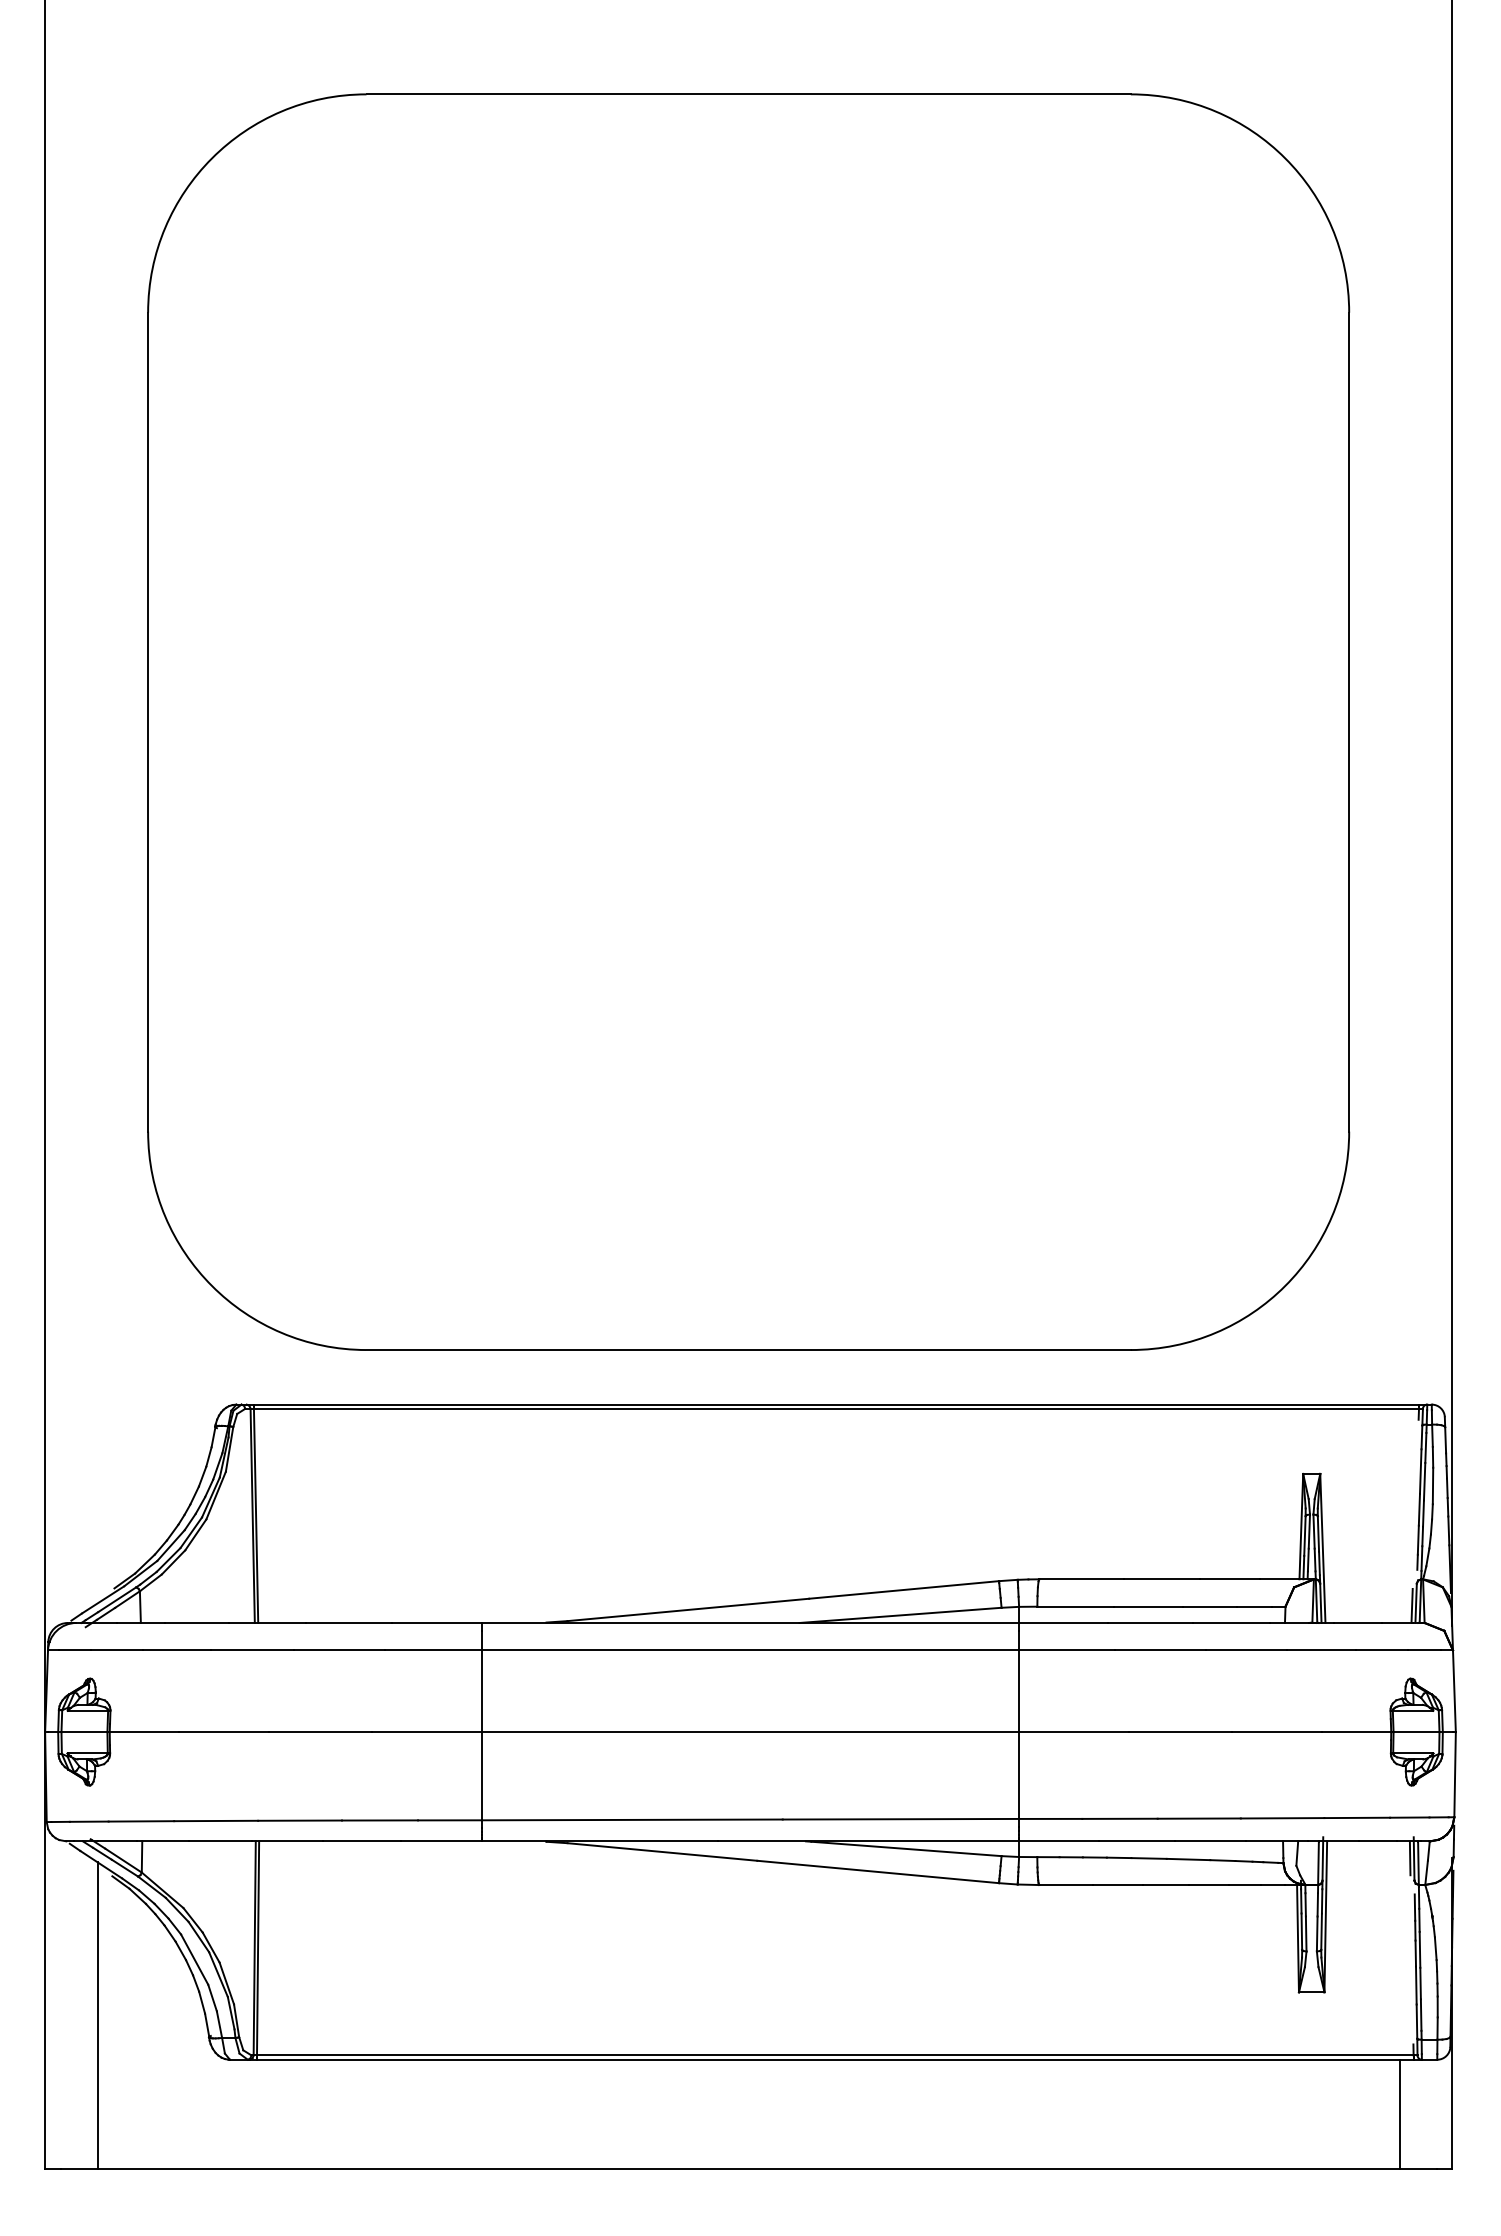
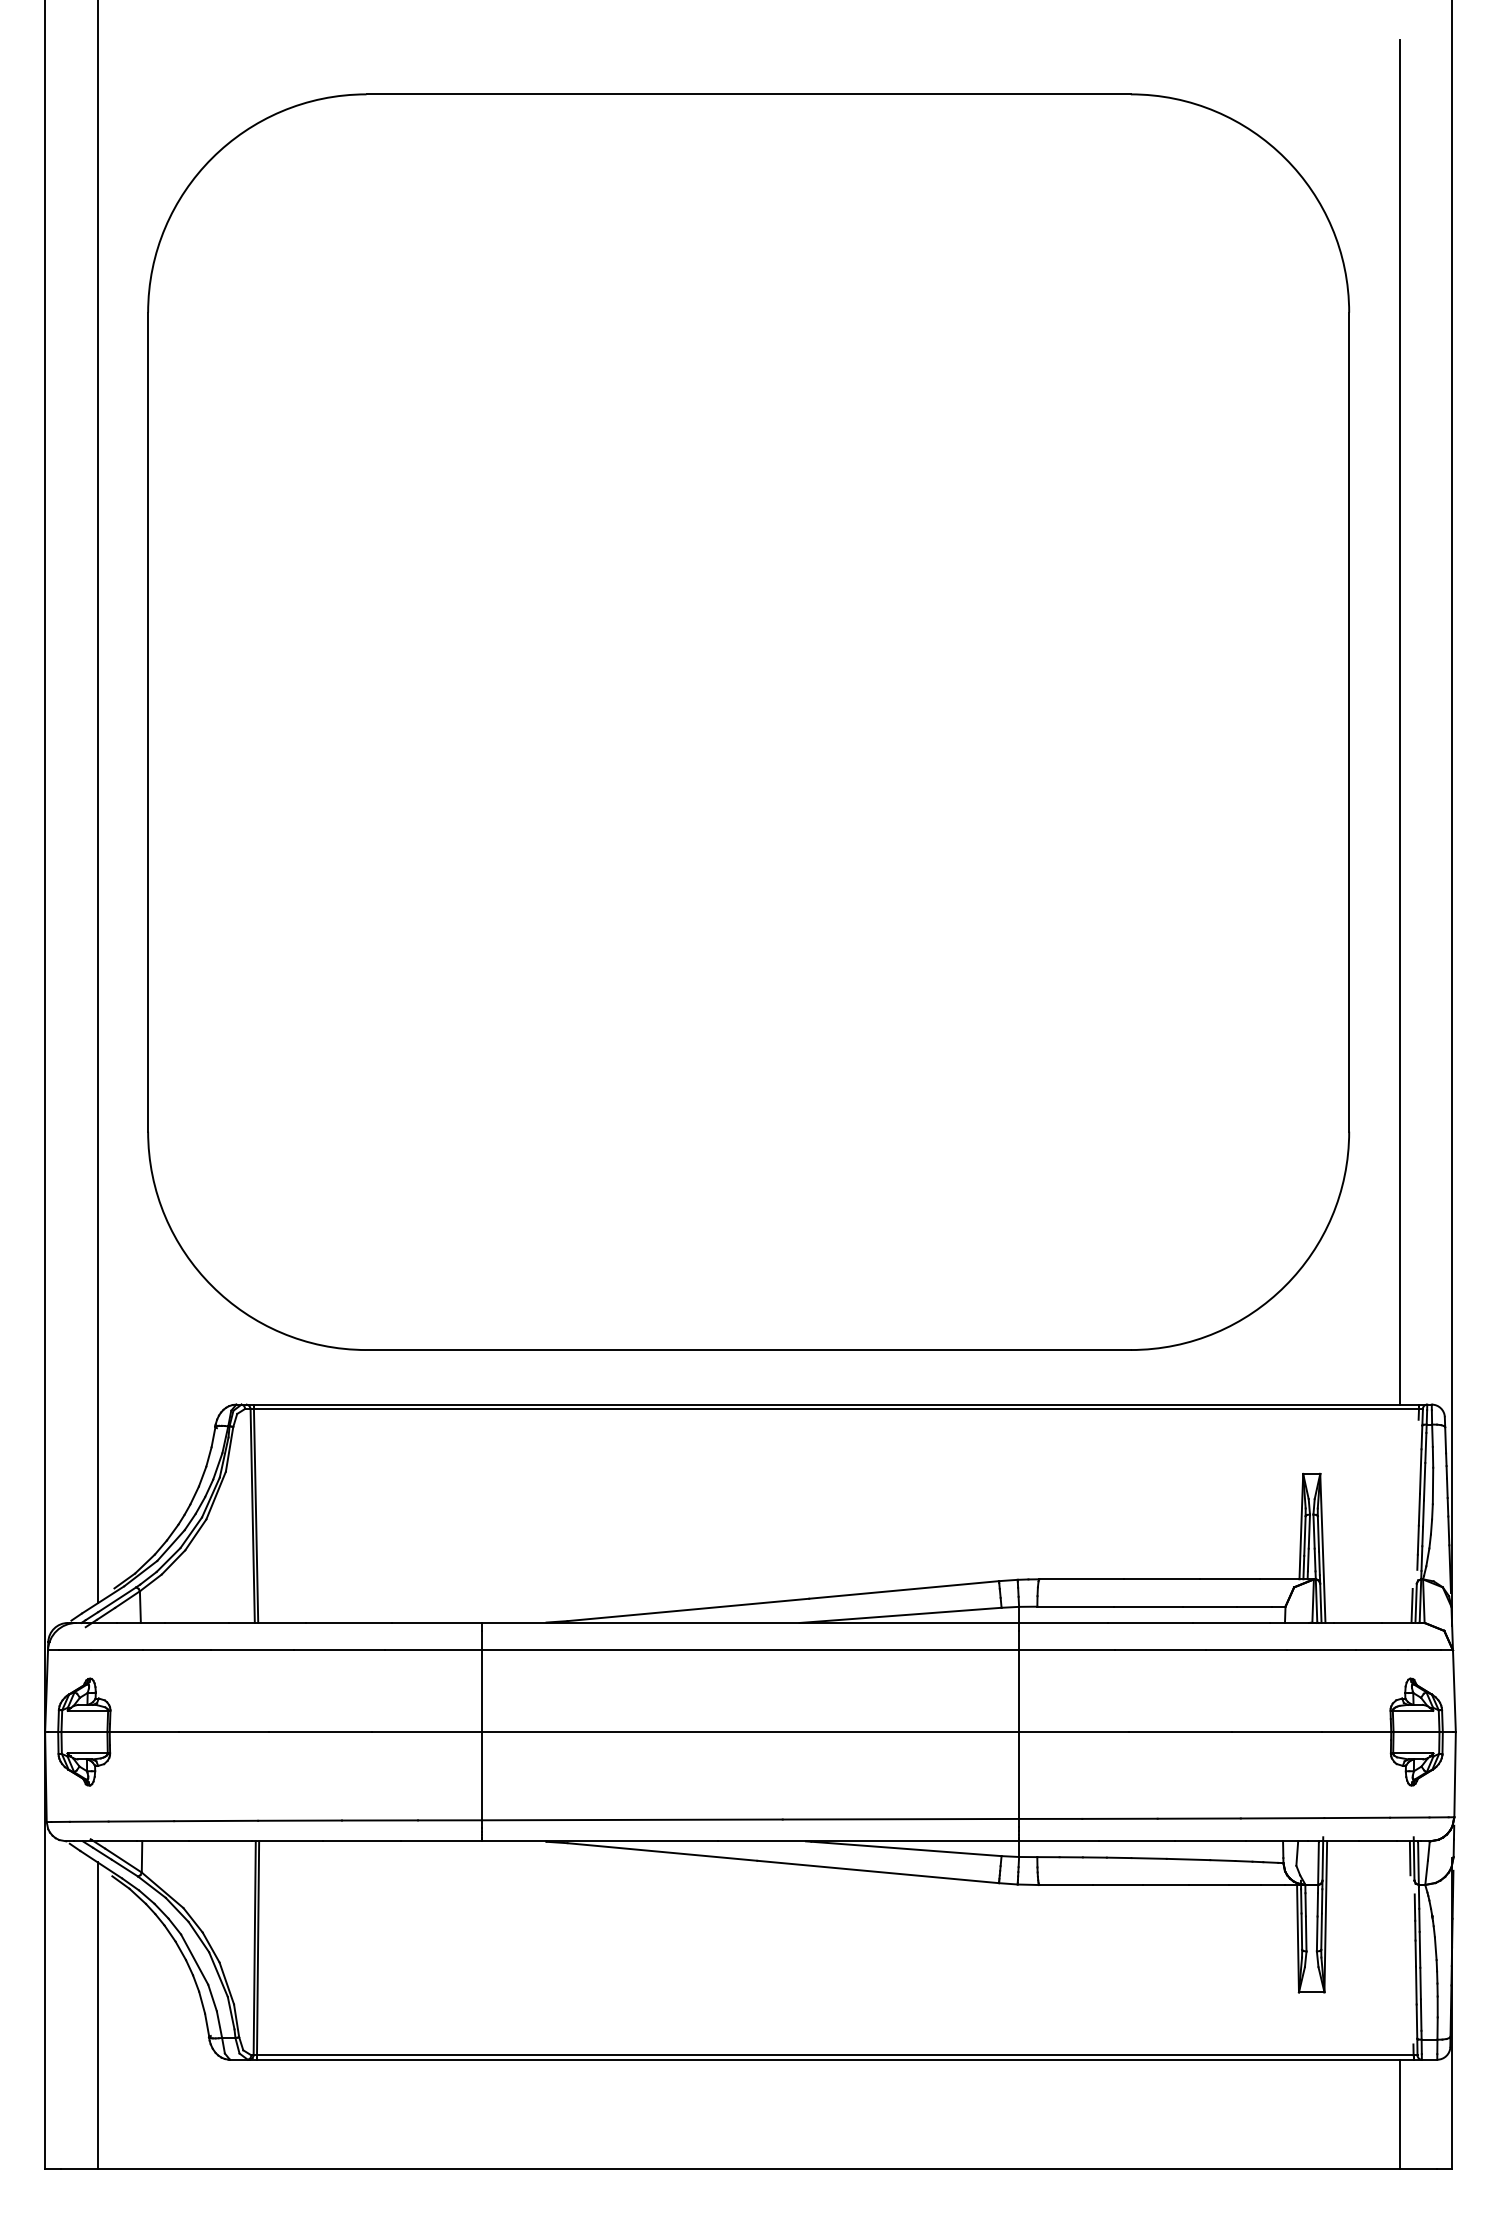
line: none -> present (1399, 721)
line: none -> present (97, 802)
